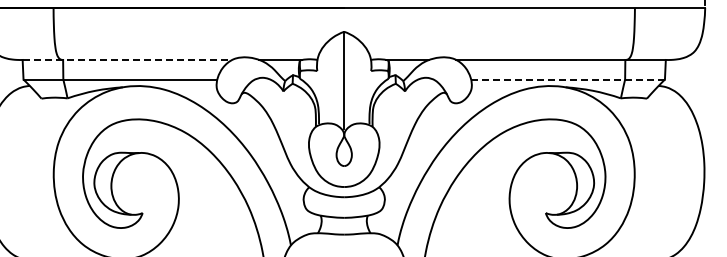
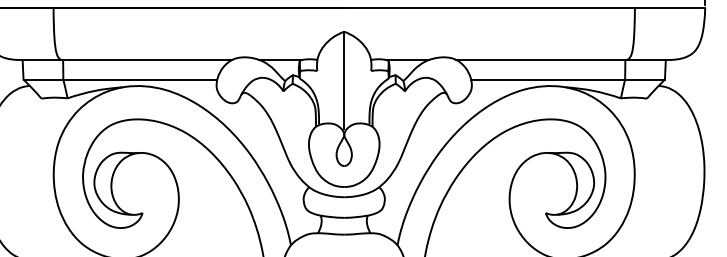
line: dashed -> solid (127, 59)
line: dashed -> solid (568, 79)
